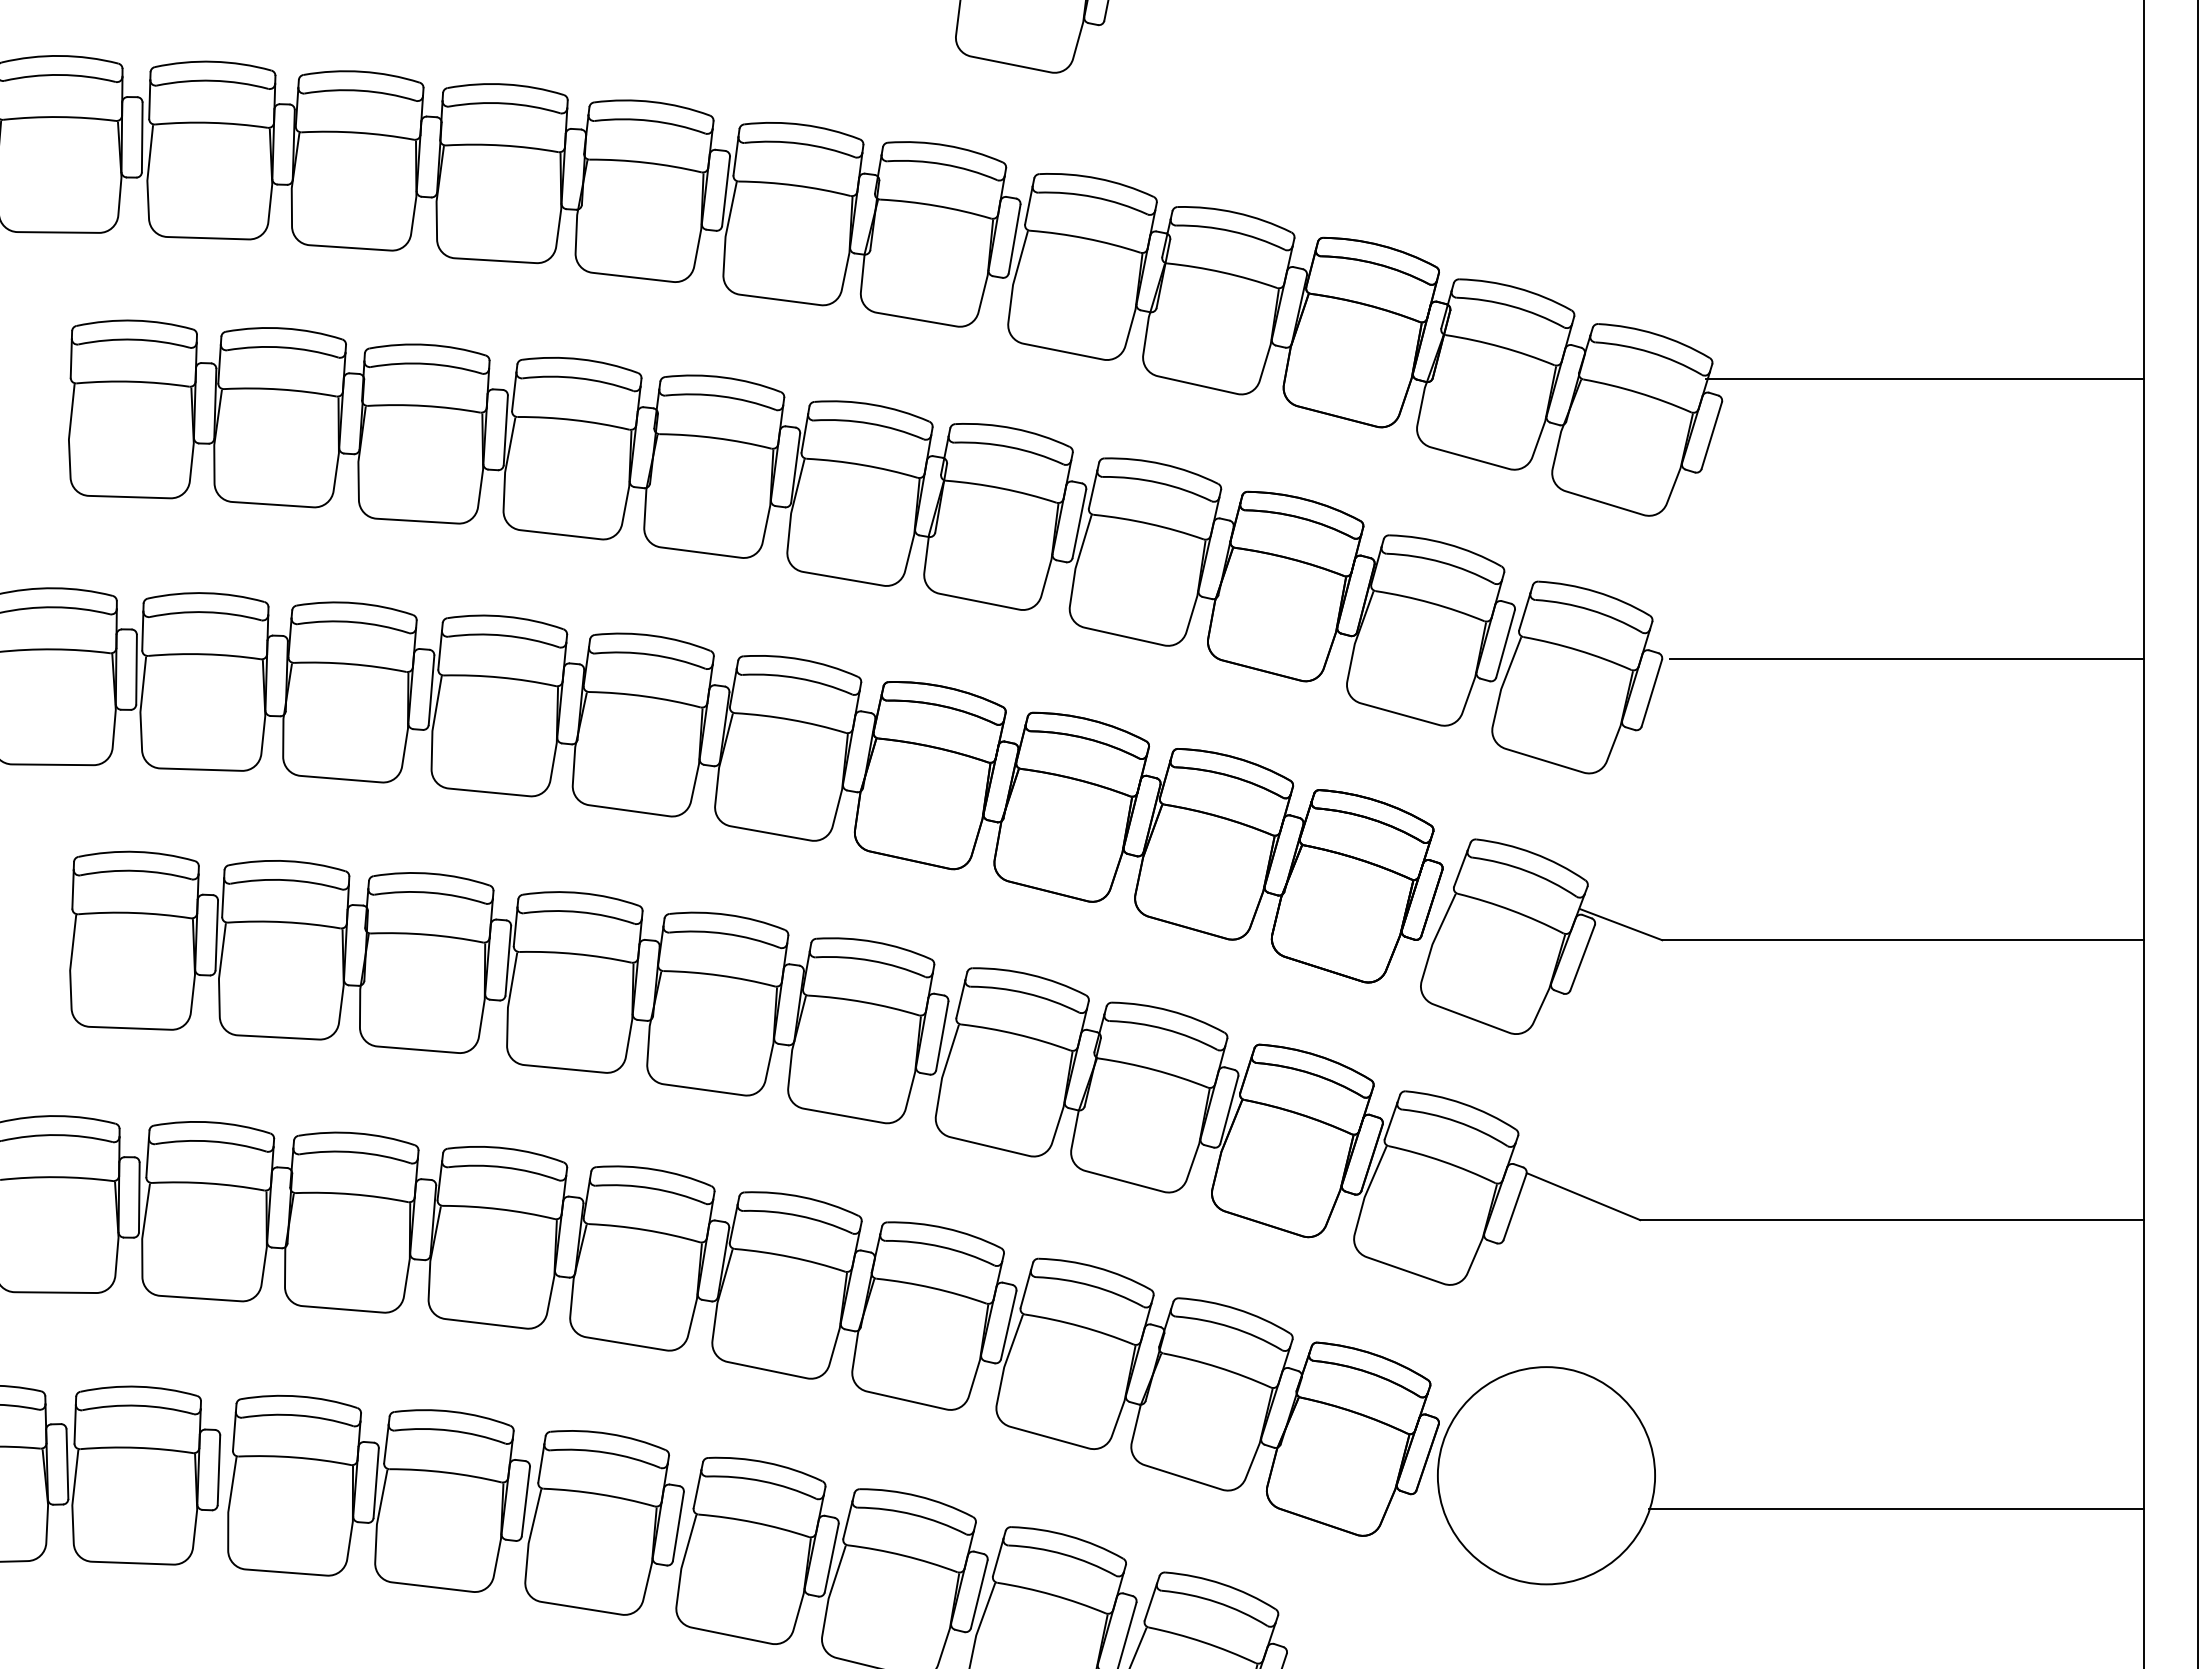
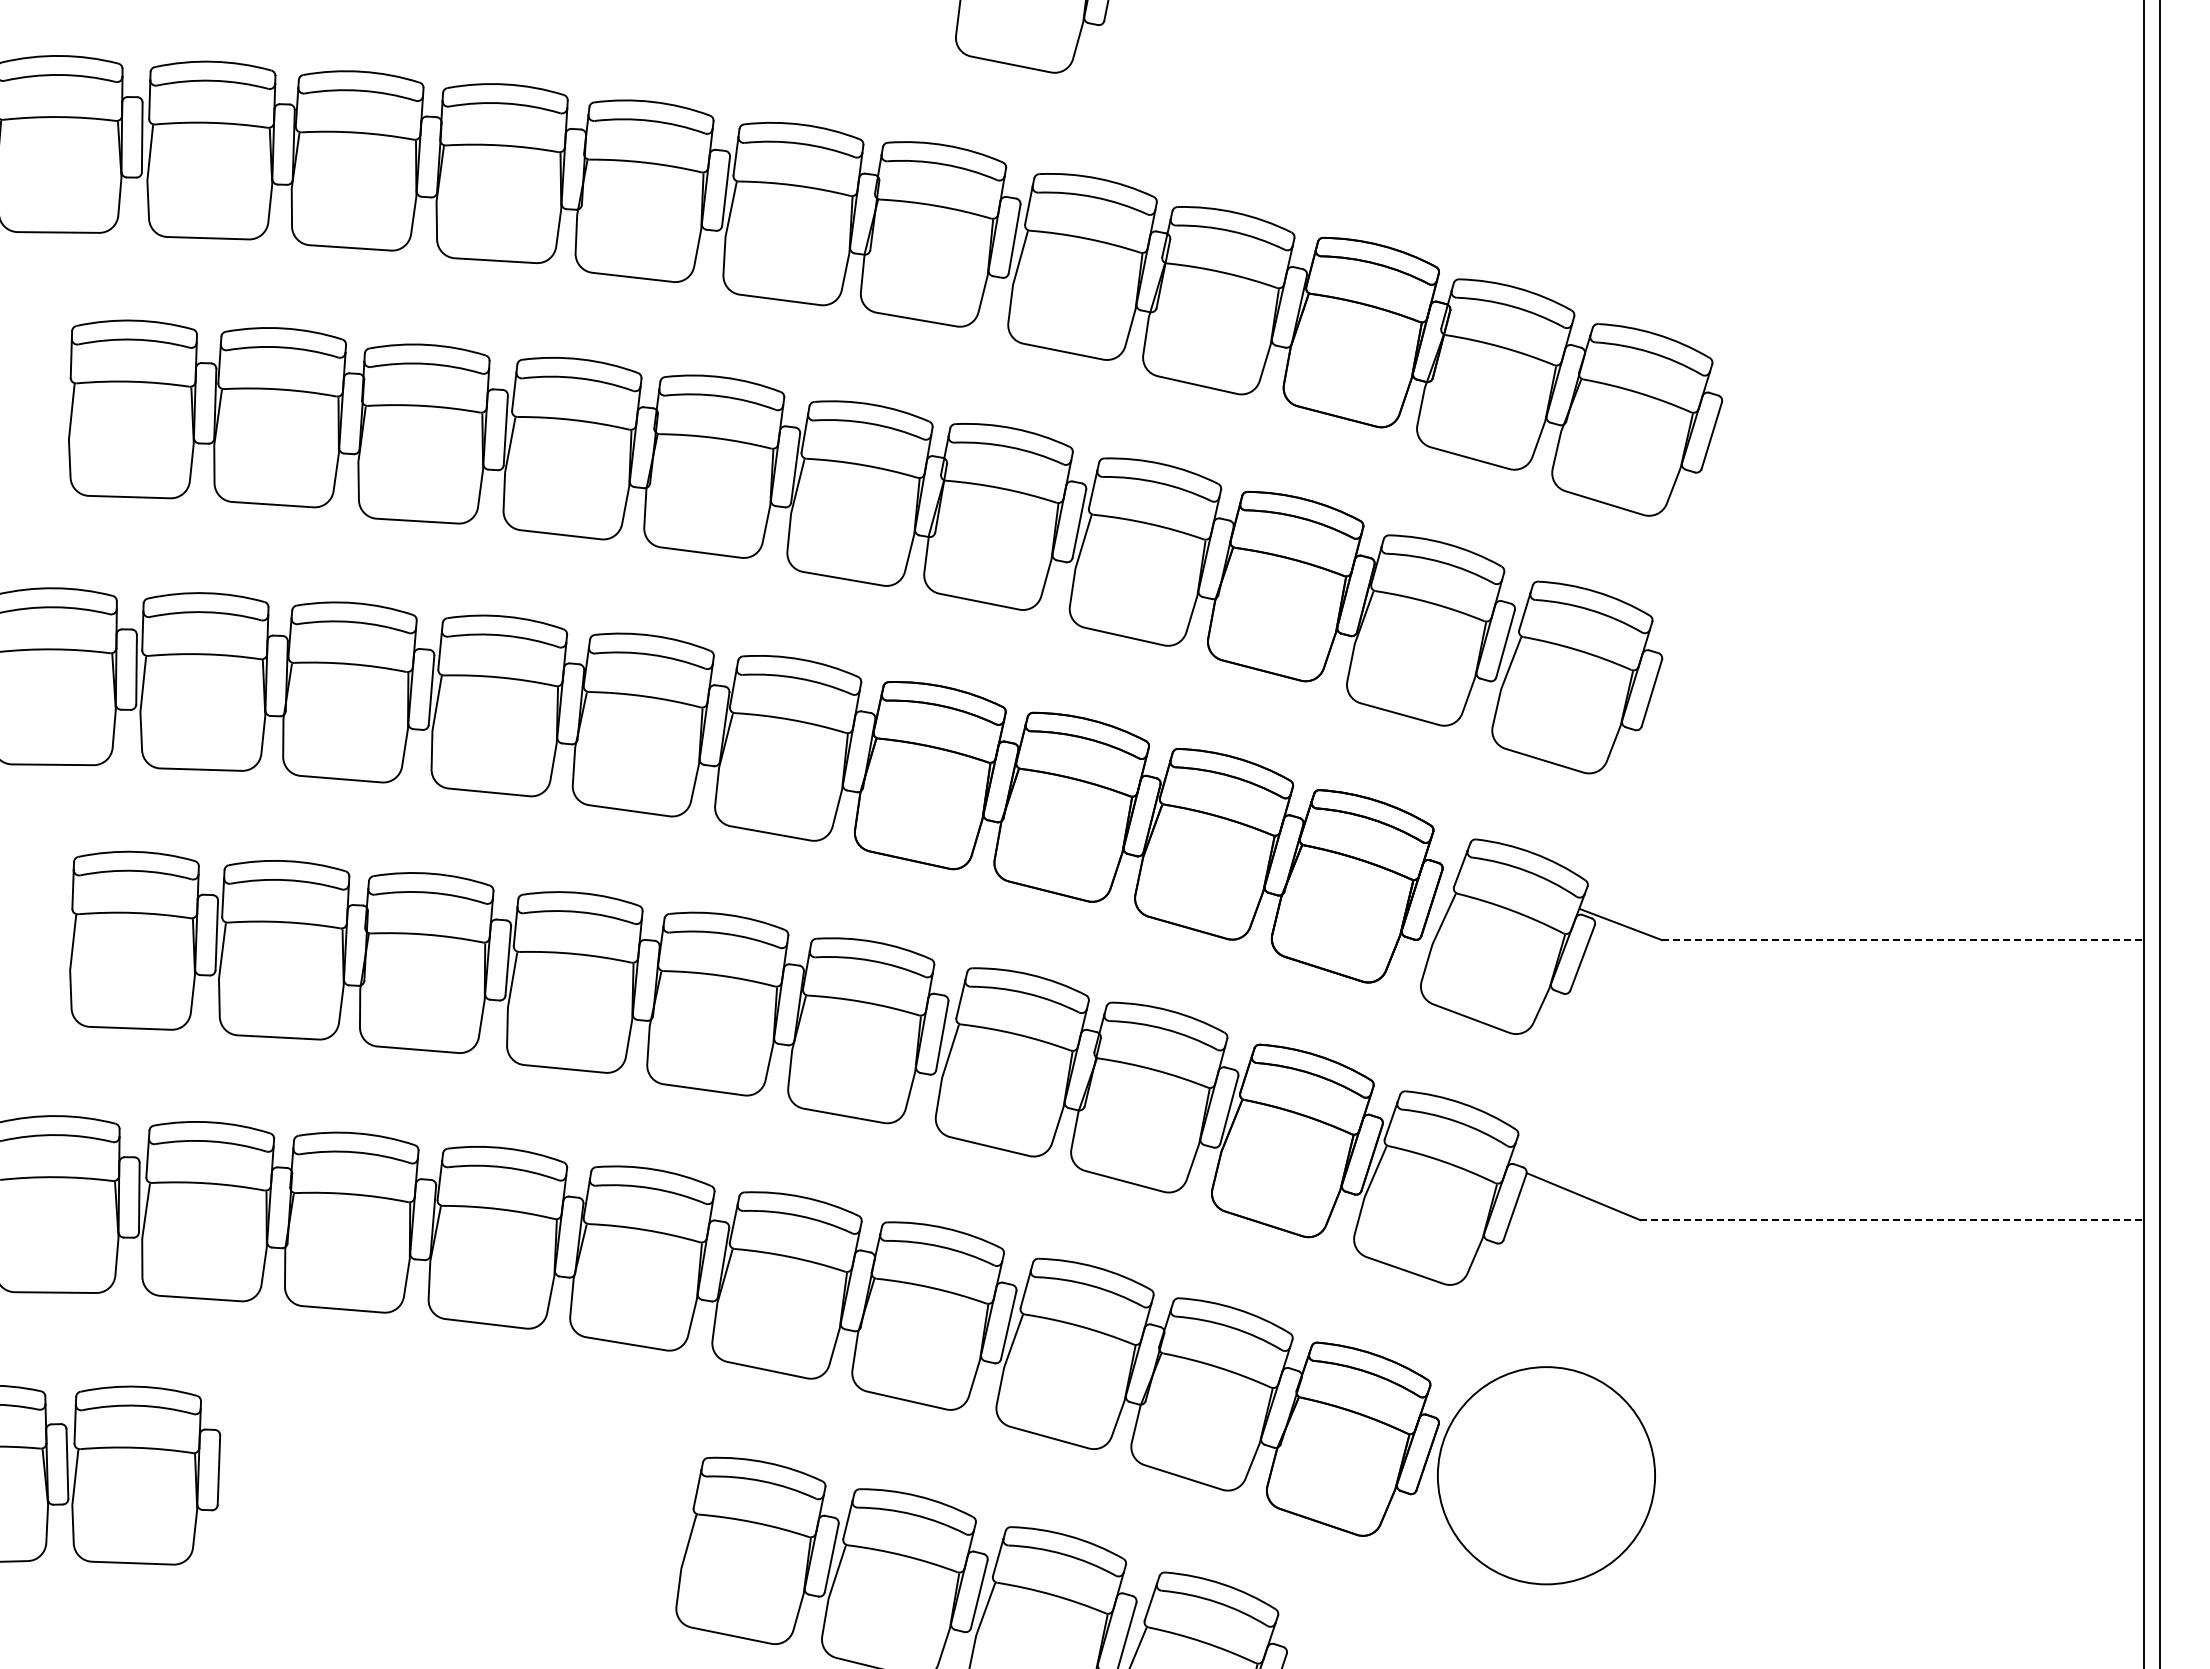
line: present -> none (1924, 378)
line: present -> none (1906, 658)
line position: (2198, 833) -> (2160, 833) (2160, 833)
line: solid -> dashed (1903, 940)
line: solid -> dashed (1892, 1220)
part: present -> none (455, 1504)
line: present -> none (1896, 1508)
